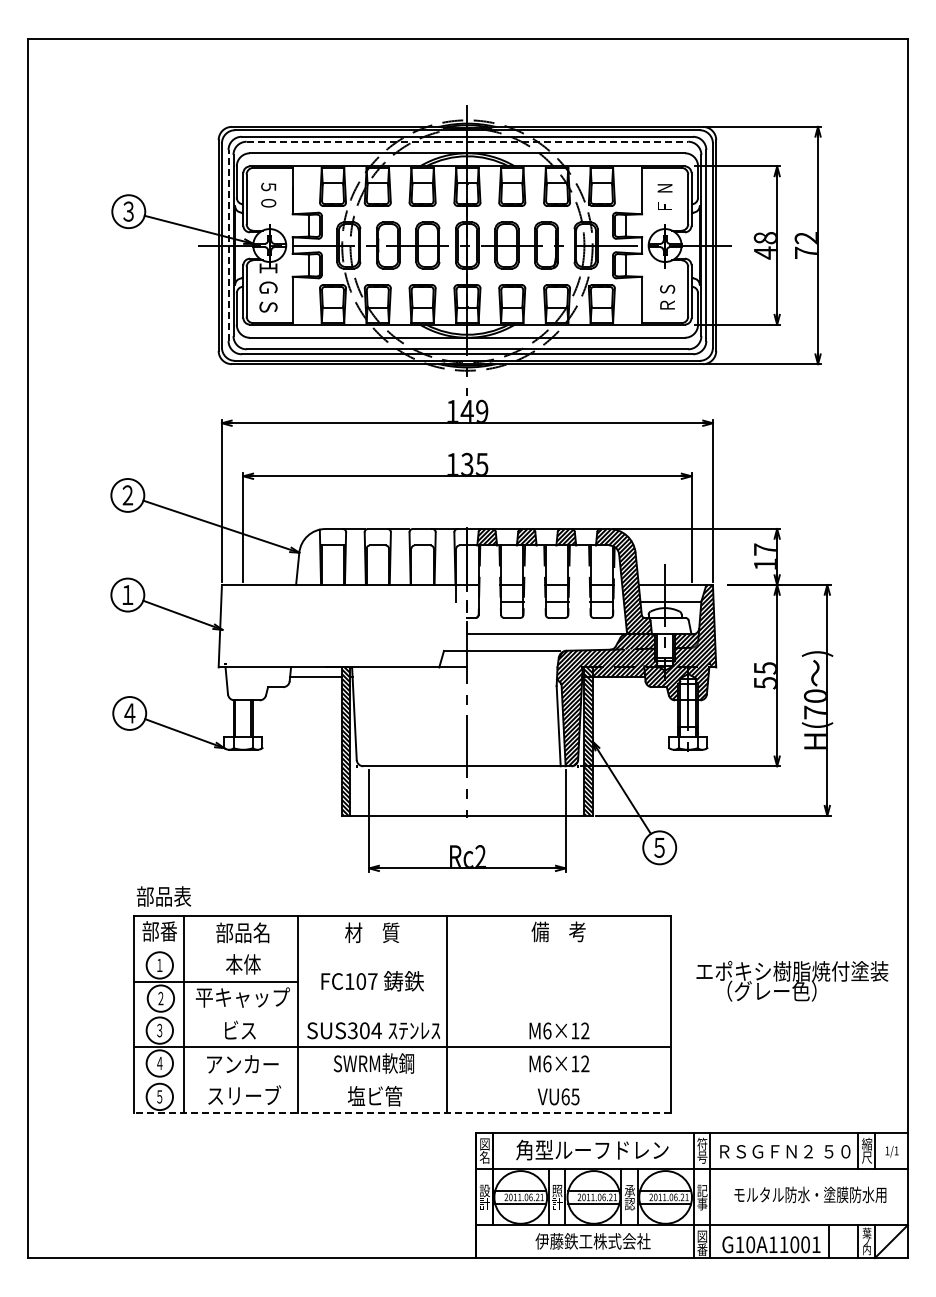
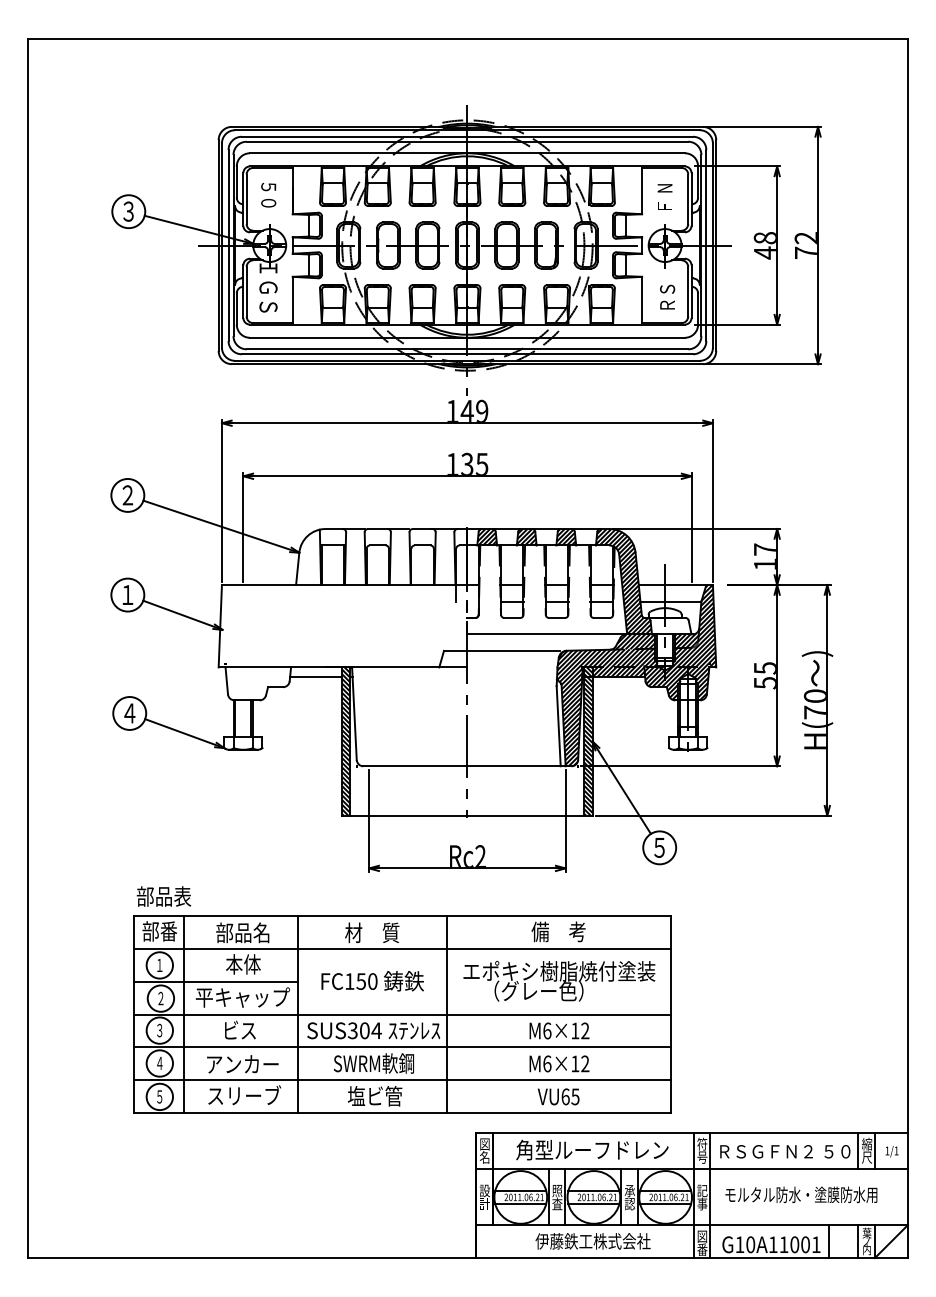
line: dashed -> solid (467, 141)
line: dashed -> solid (228, 245)
line: none -> present (402, 948)
text: FC107 -> FC150 (366, 981)
text position: (792, 981) -> (559, 981) (559, 981)
line: none -> present (402, 1014)
line: none -> present (402, 1080)
line: dashed -> solid (402, 1113)
text position: (810, 1194) -> (801, 1194) (801, 1194)
text: 計 -> 査 (557, 1203)
